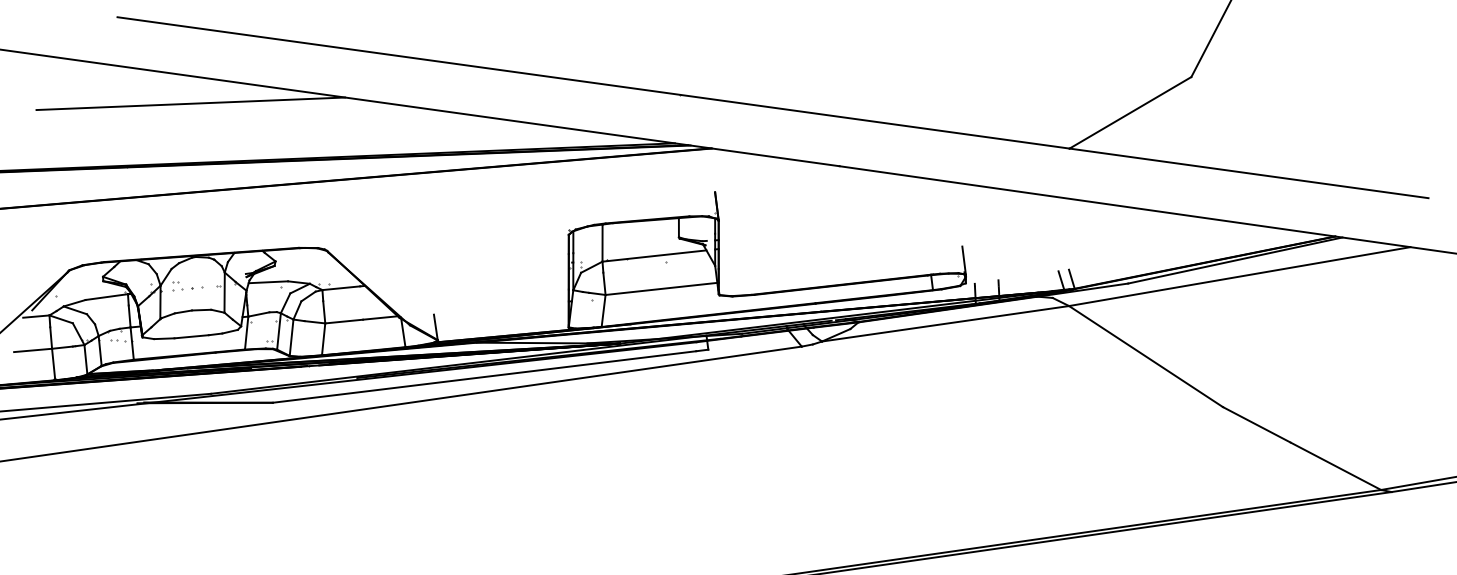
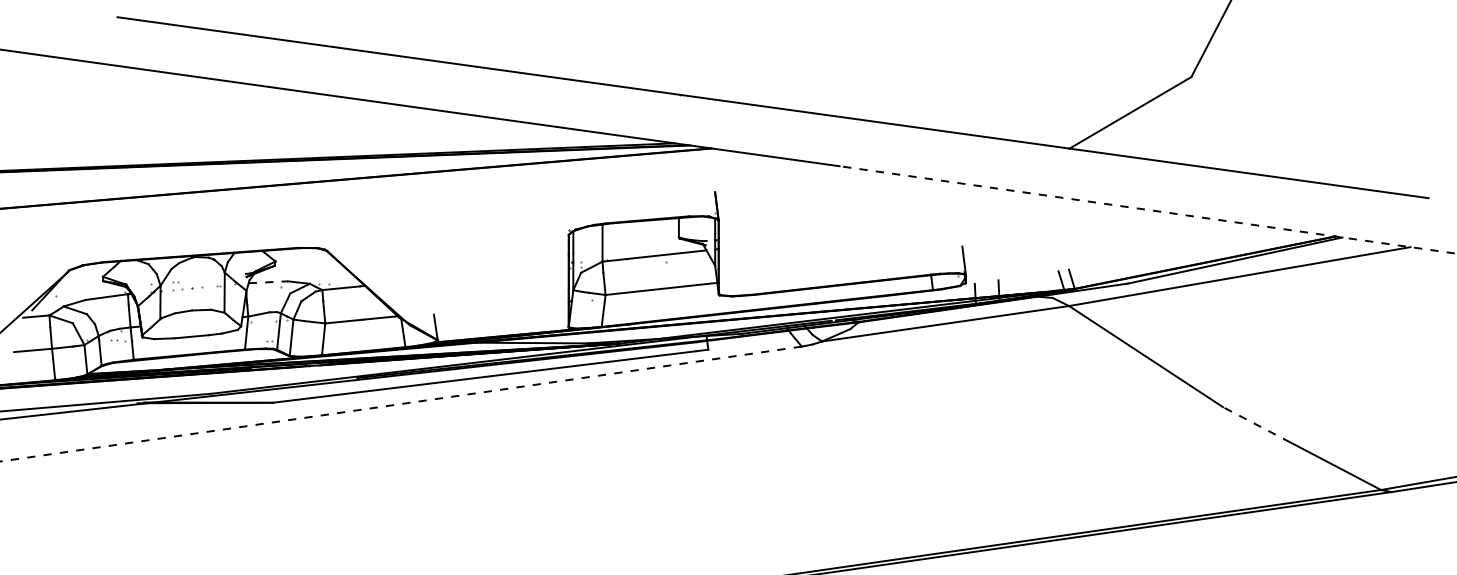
line: present -> none (190, 103)
line: solid -> dashed (1147, 209)
line: solid -> dashed (268, 282)
line: solid -> dashed (400, 404)
line: solid -> dashed (1256, 424)
